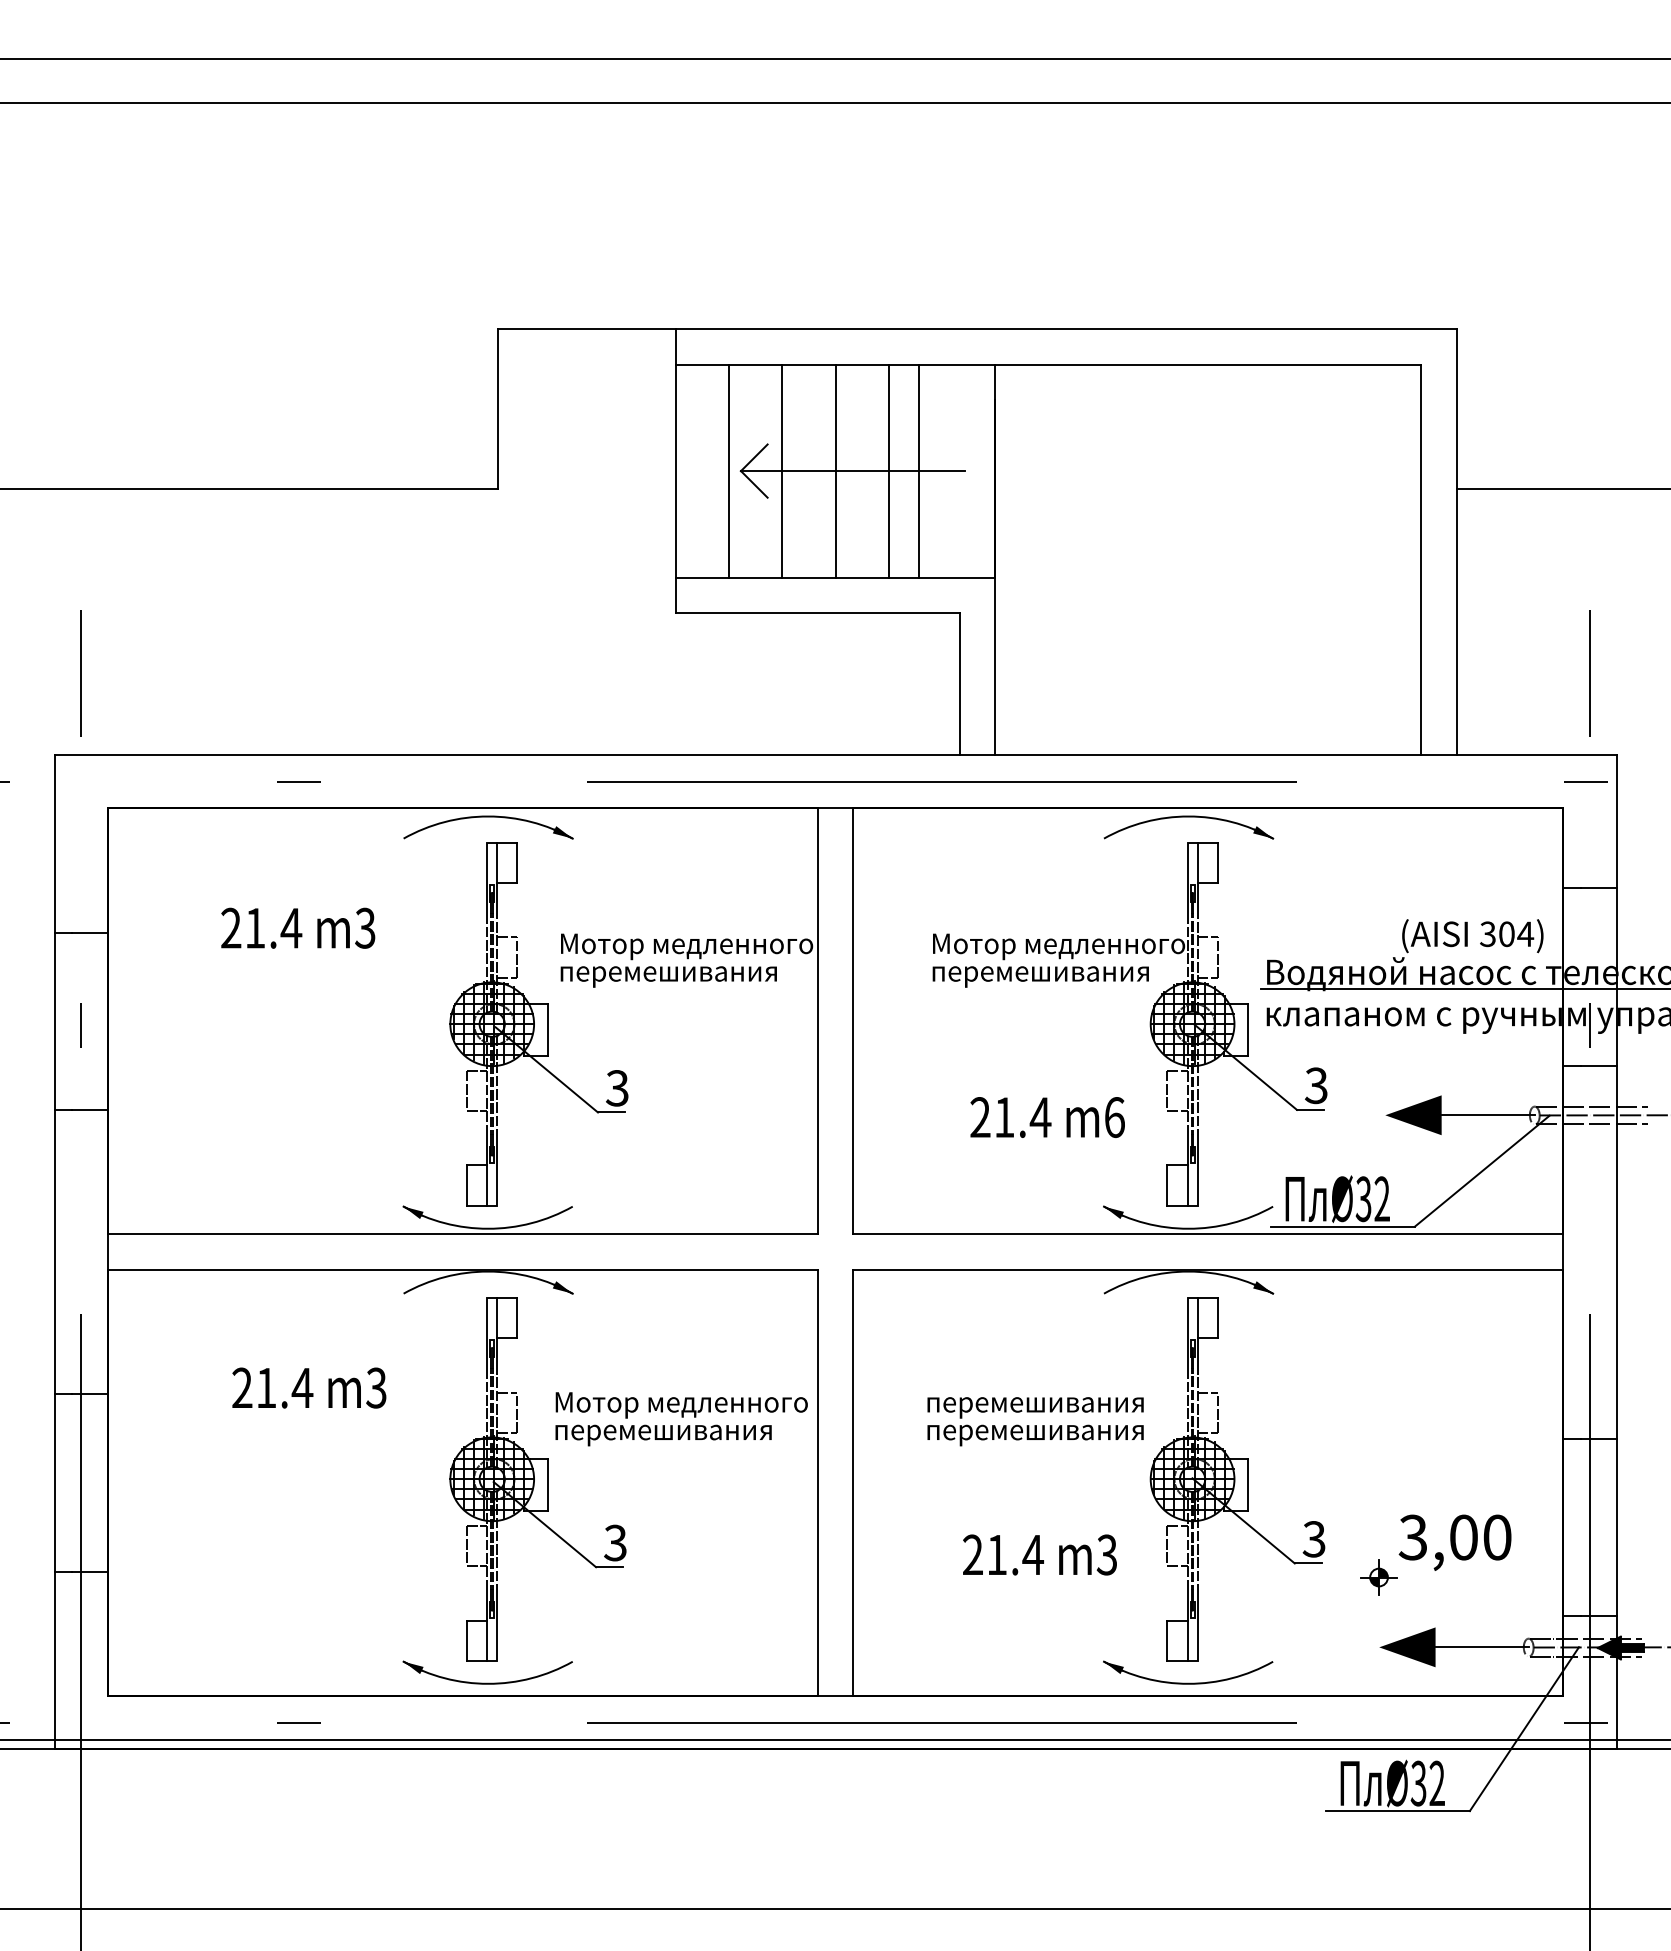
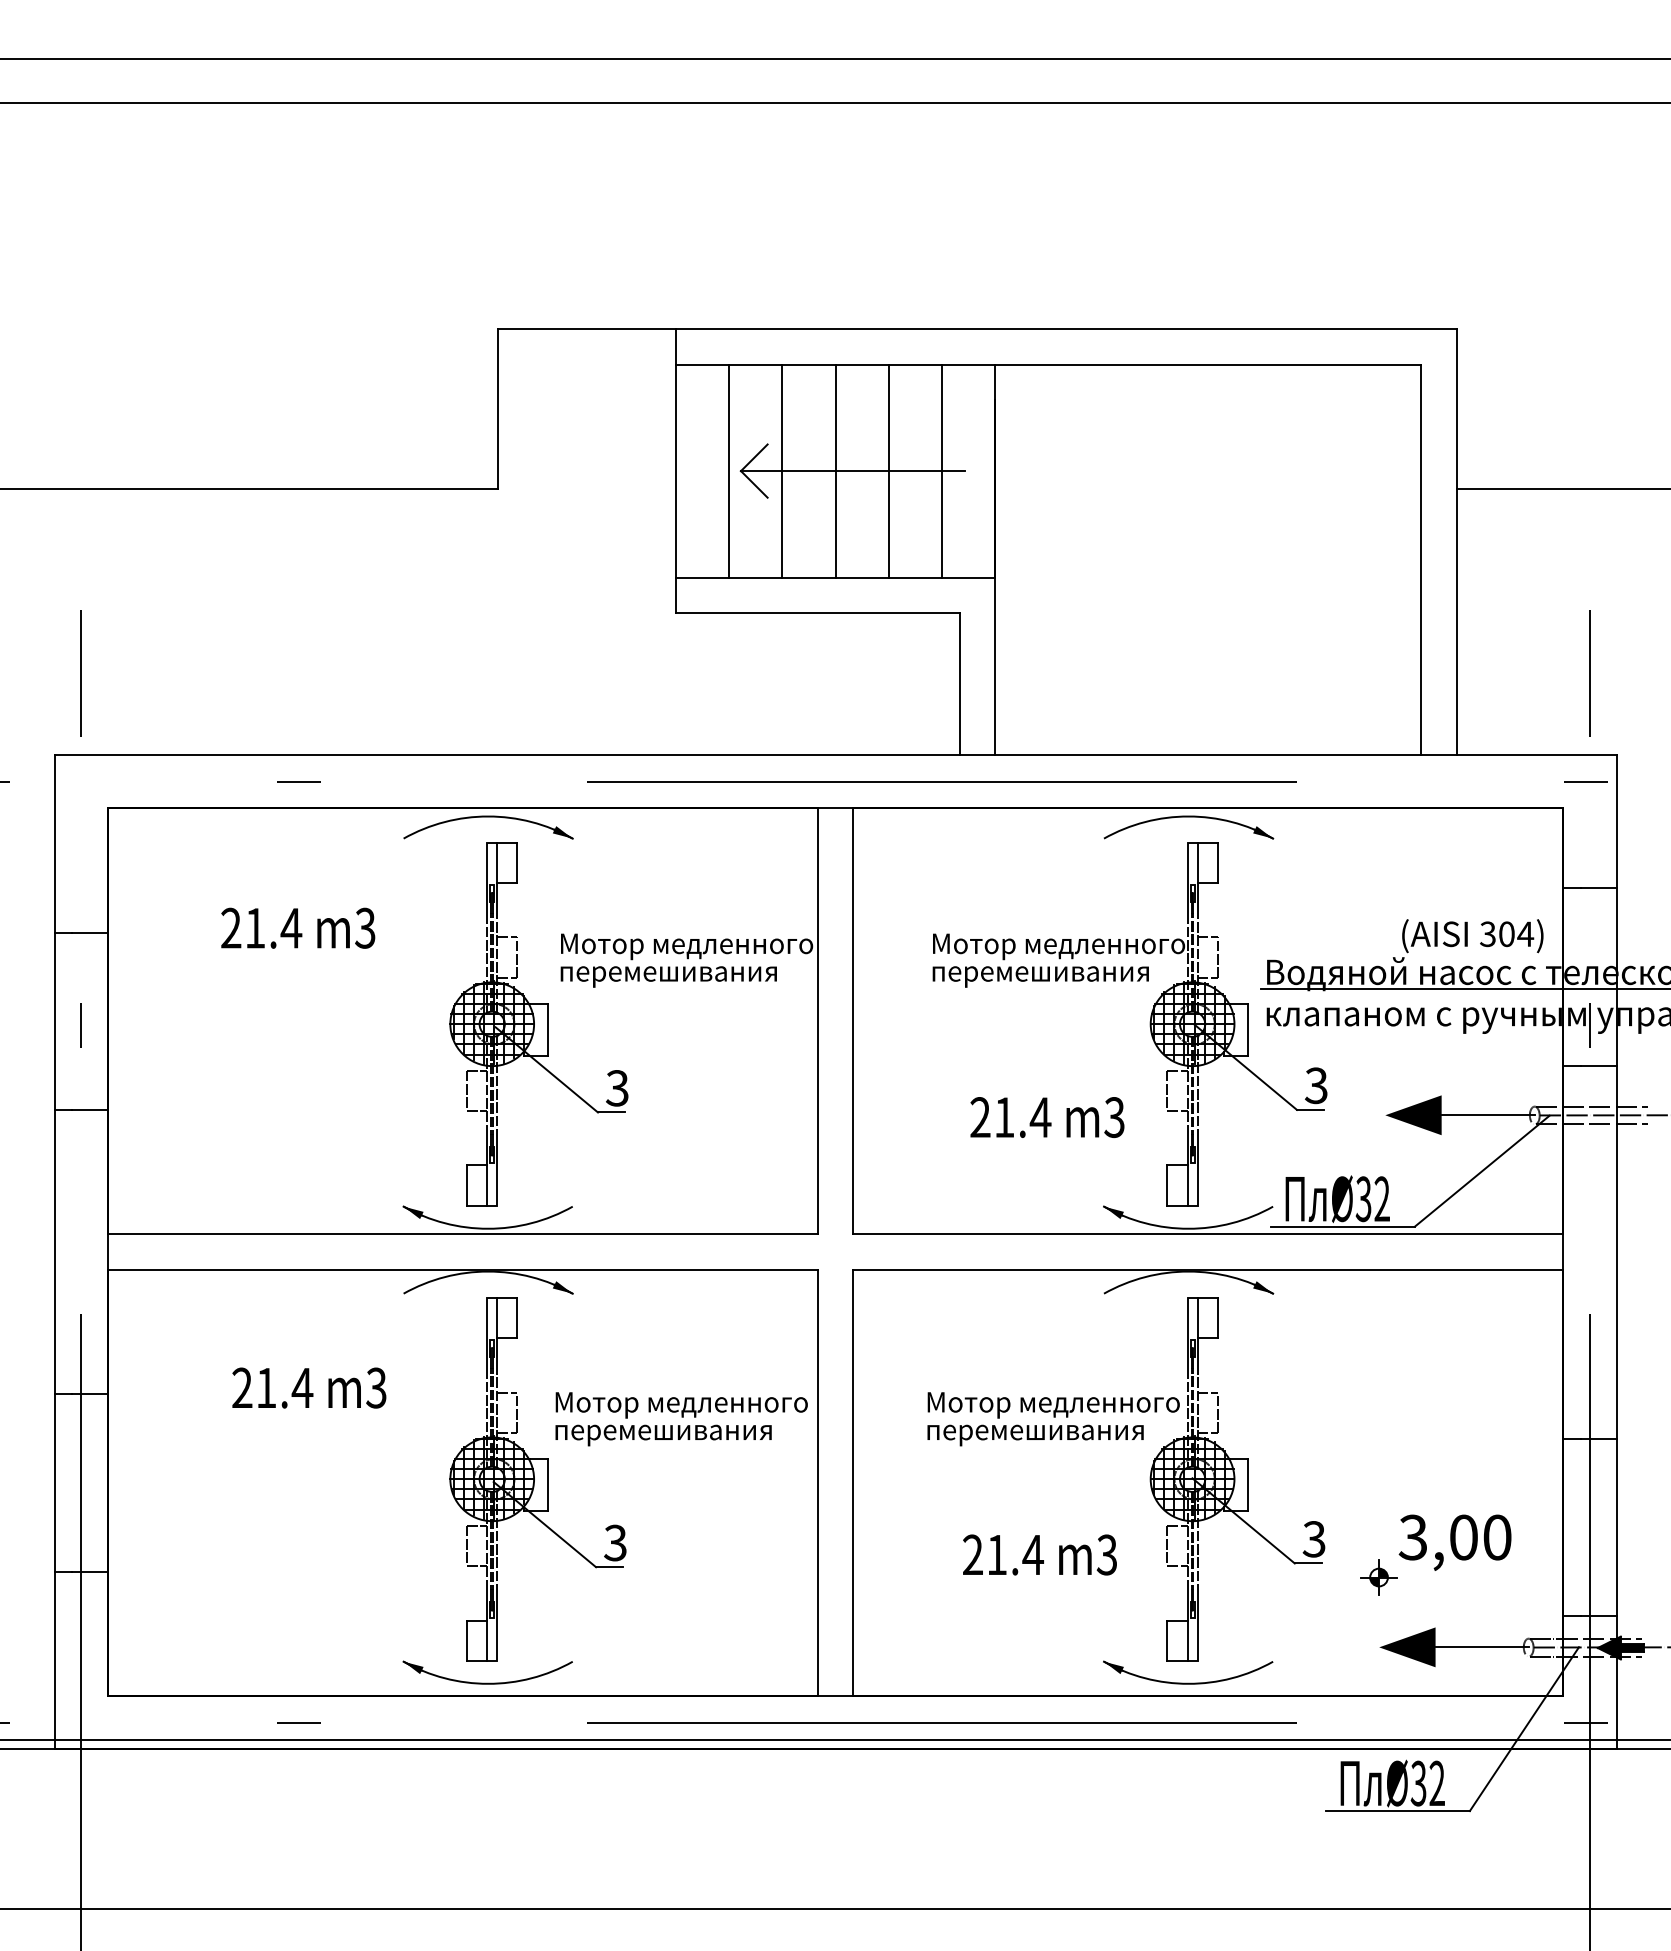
line position: (919, 470) -> (942, 470) (942, 470)
text: m6 -> m3 (1114, 1117)
text: перемешивания -> Мотор медленного (1053, 1405)
